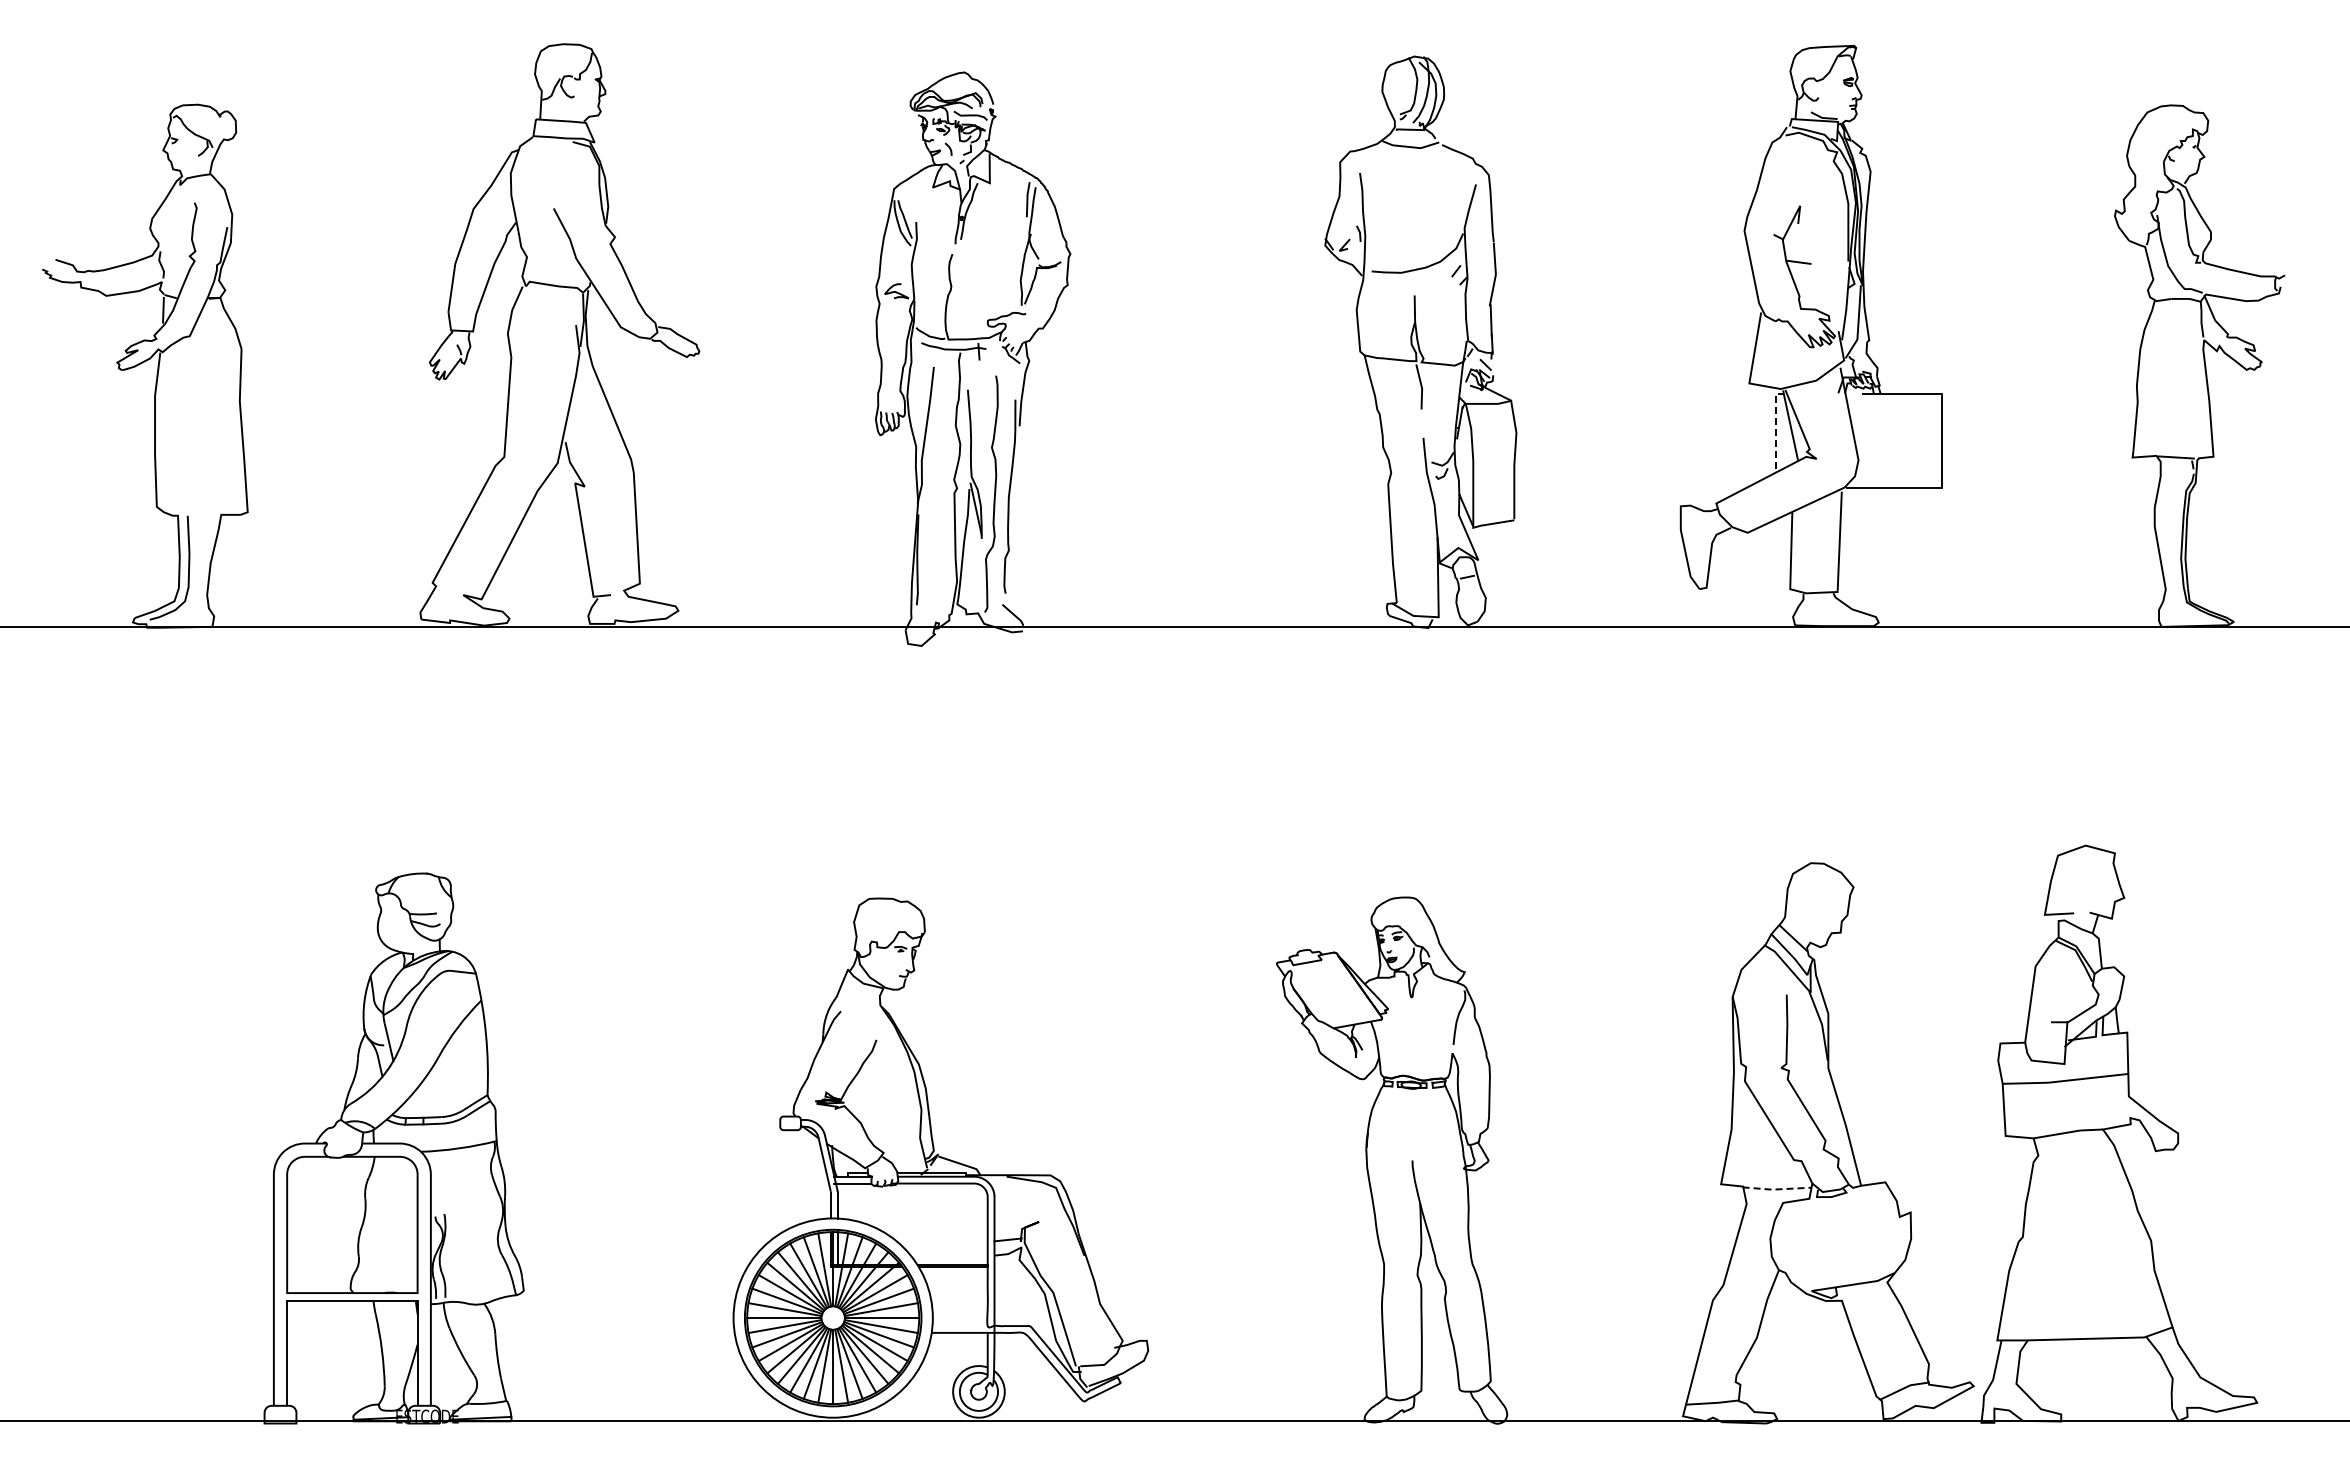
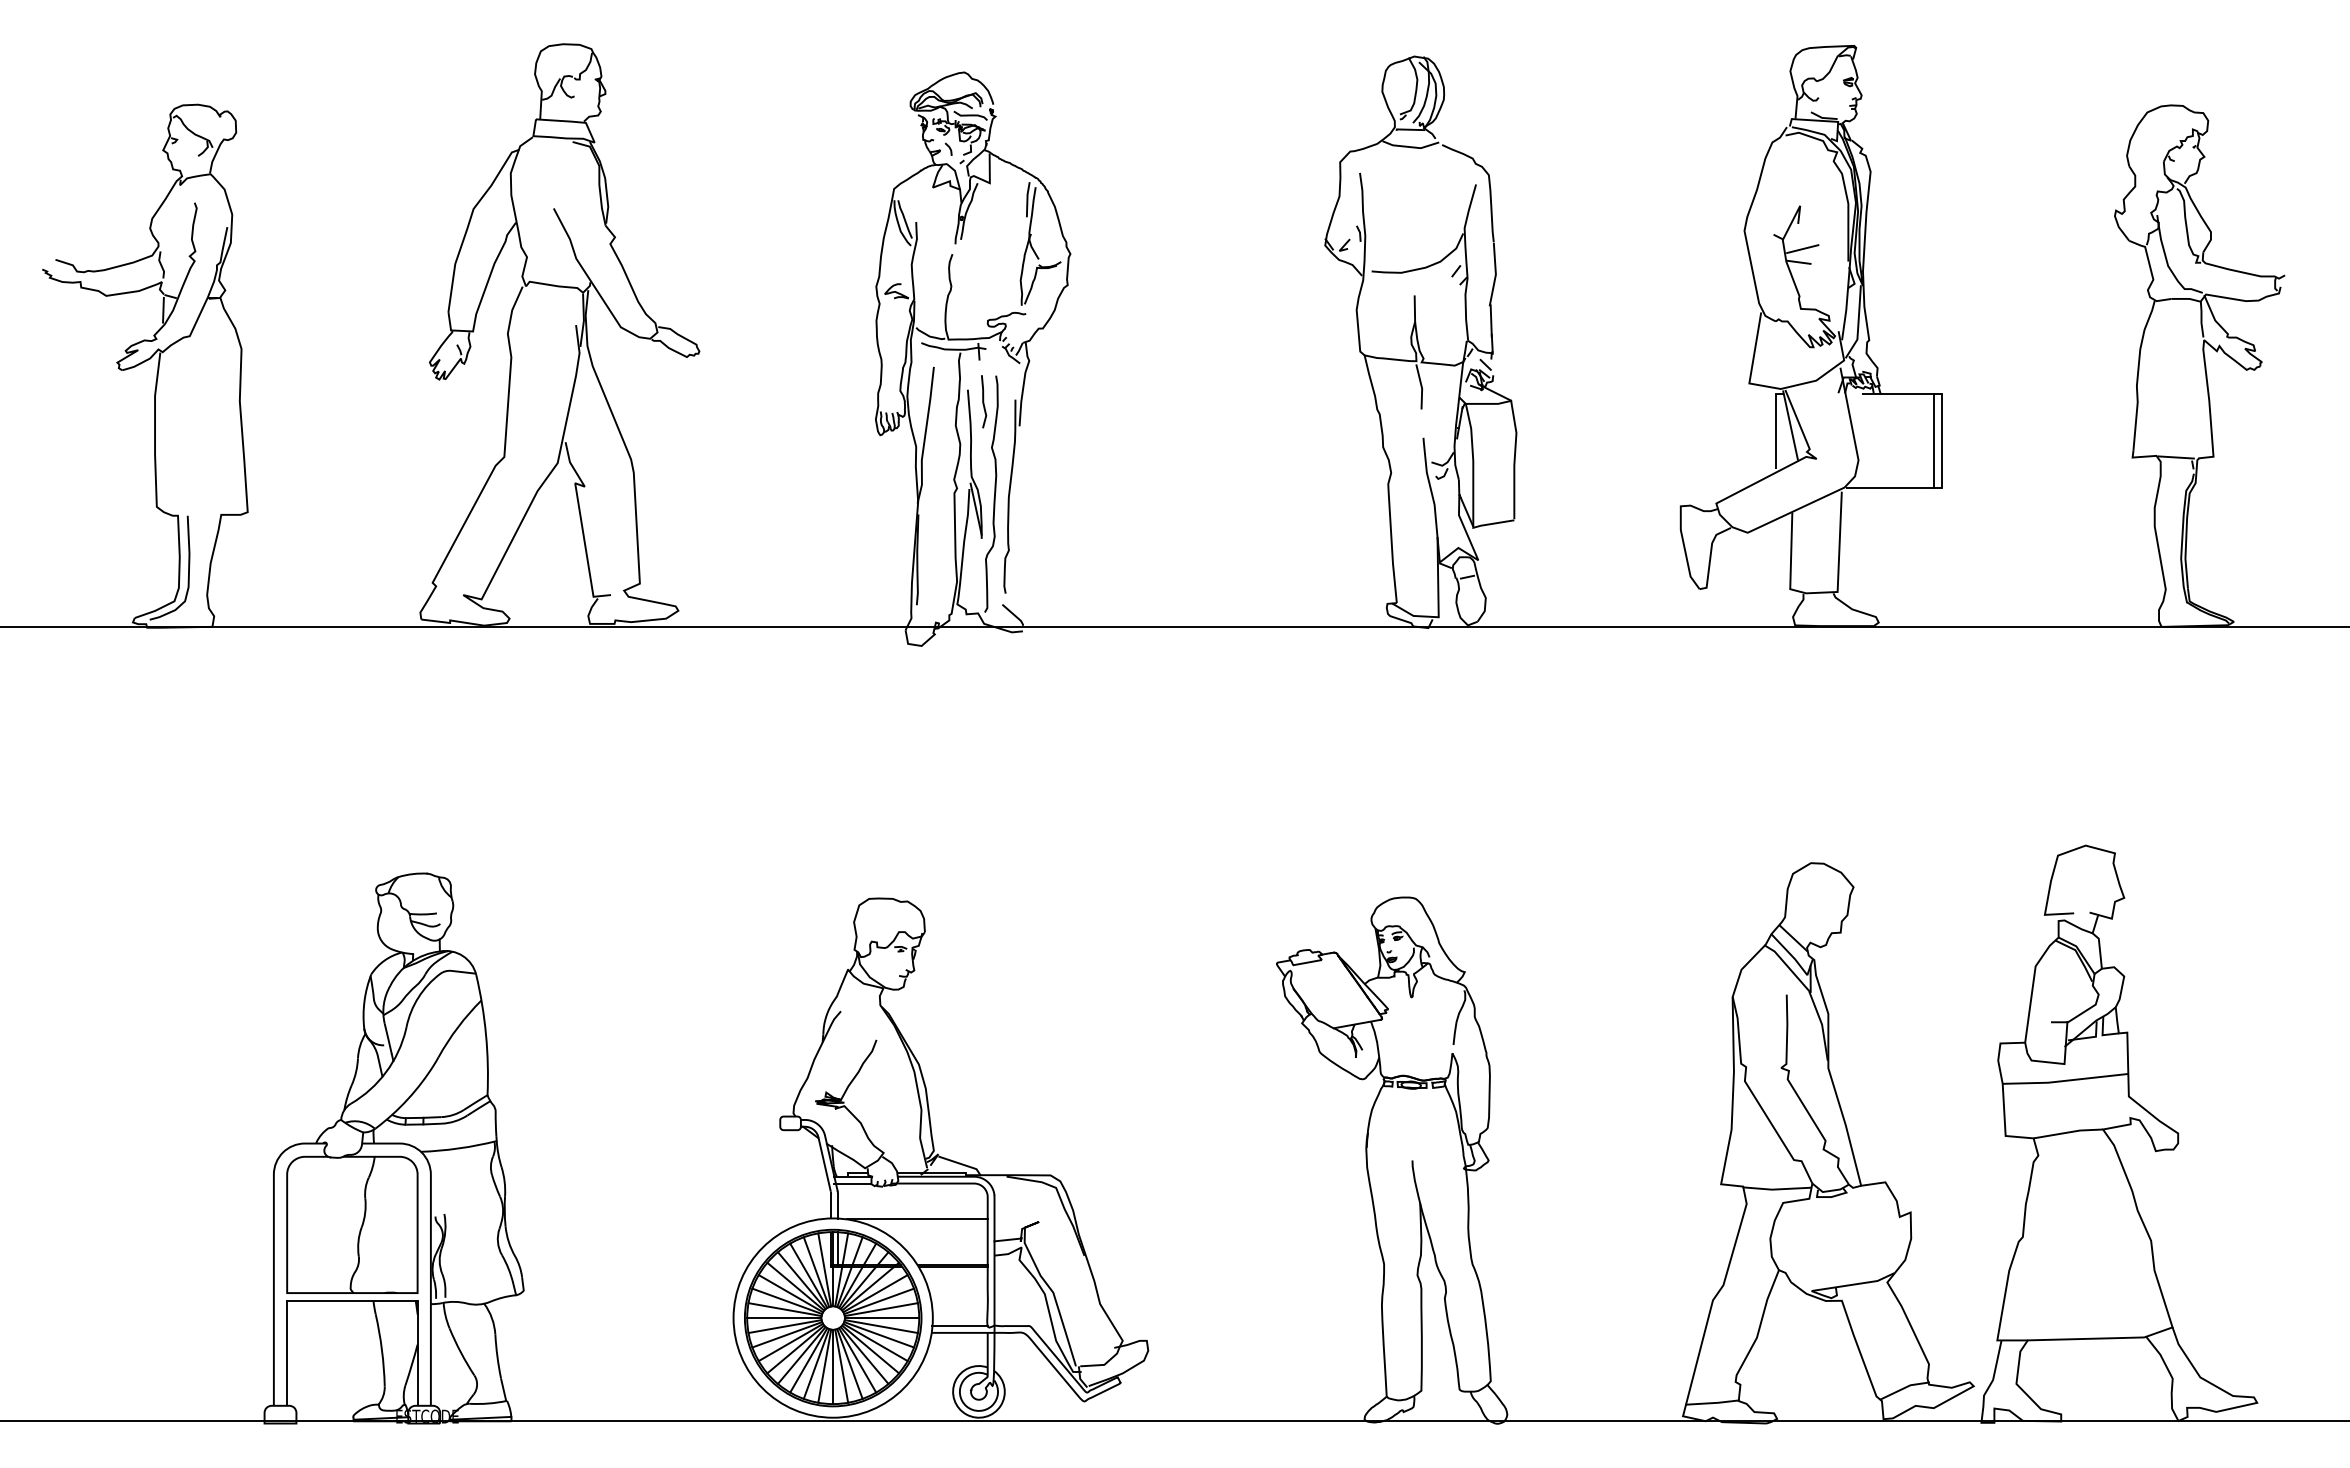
line: none -> present (1802, 249)
line: none -> present (984, 401)
line: dashed -> solid (1776, 426)
line: none -> present (1933, 440)
line: dashed -> solid (1776, 1189)
line: none -> present (916, 1219)
line: none -> present (959, 1326)
